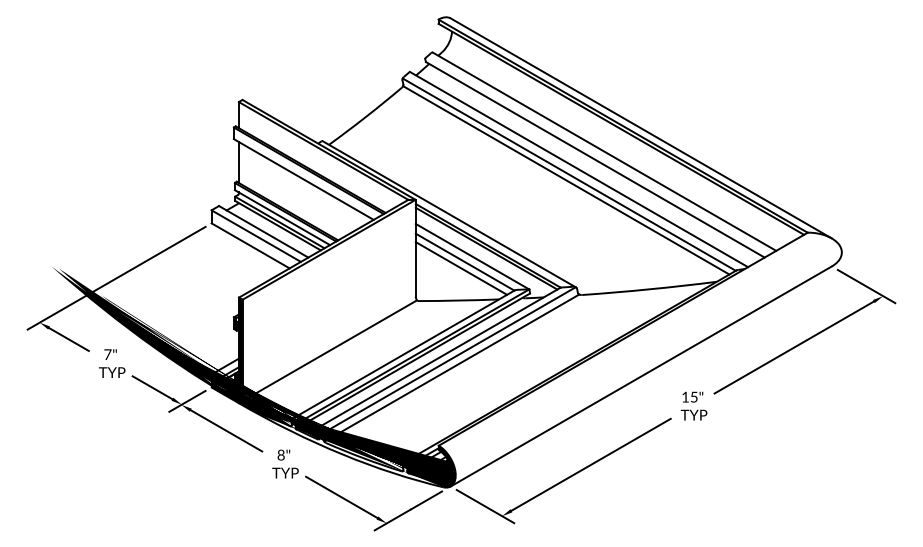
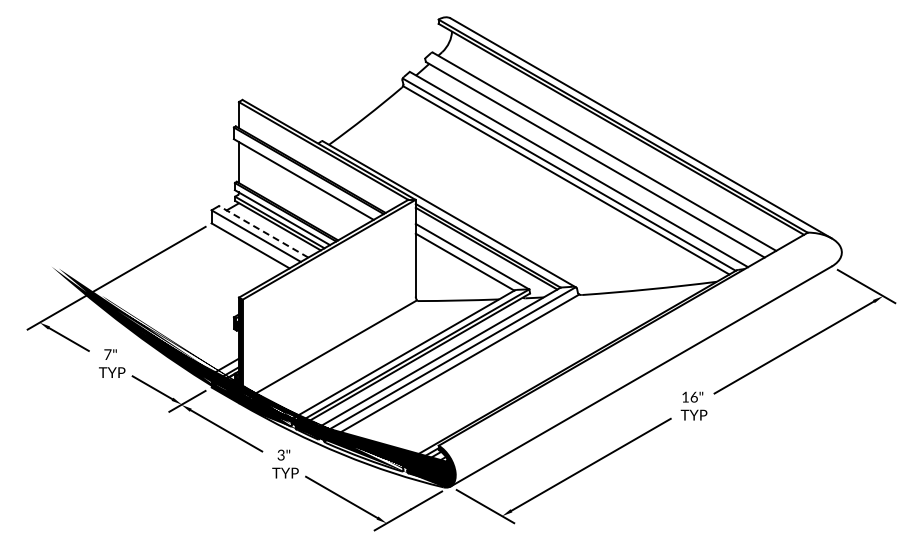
line: solid -> dashed (263, 231)
line: present -> none (461, 268)
text: 15" -> 16" (693, 396)
text: 8" -> 3" (280, 454)
